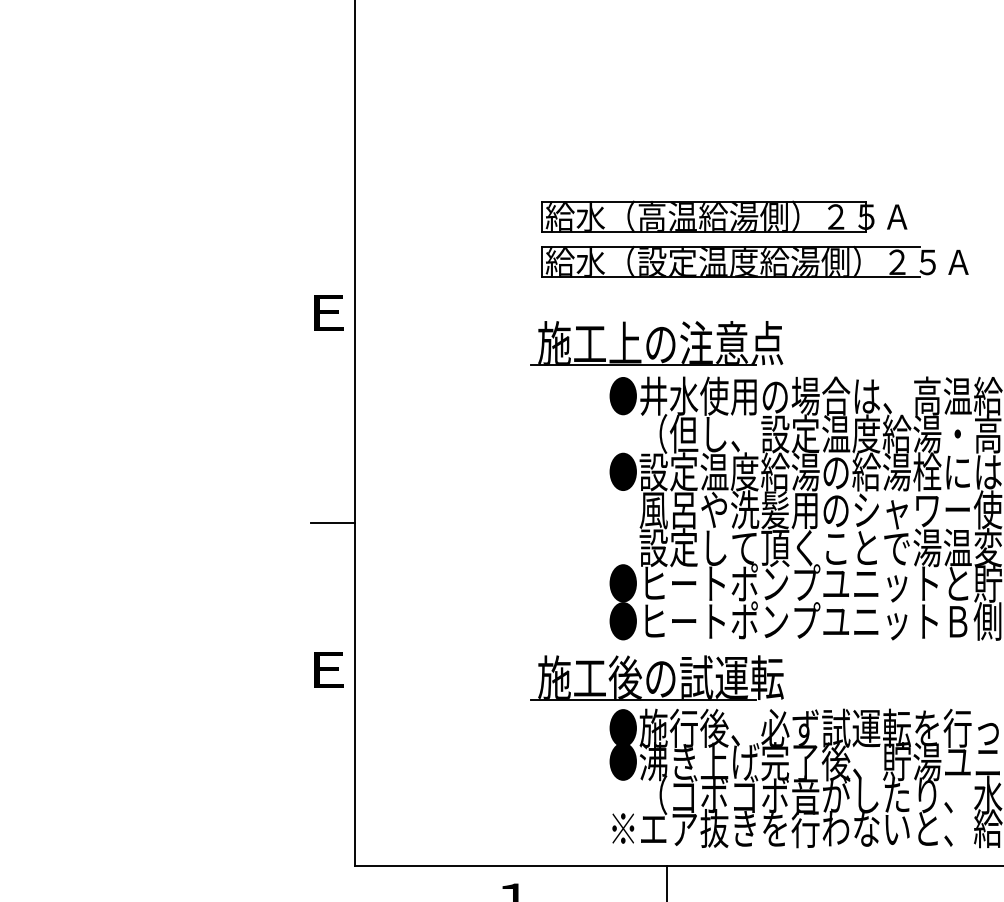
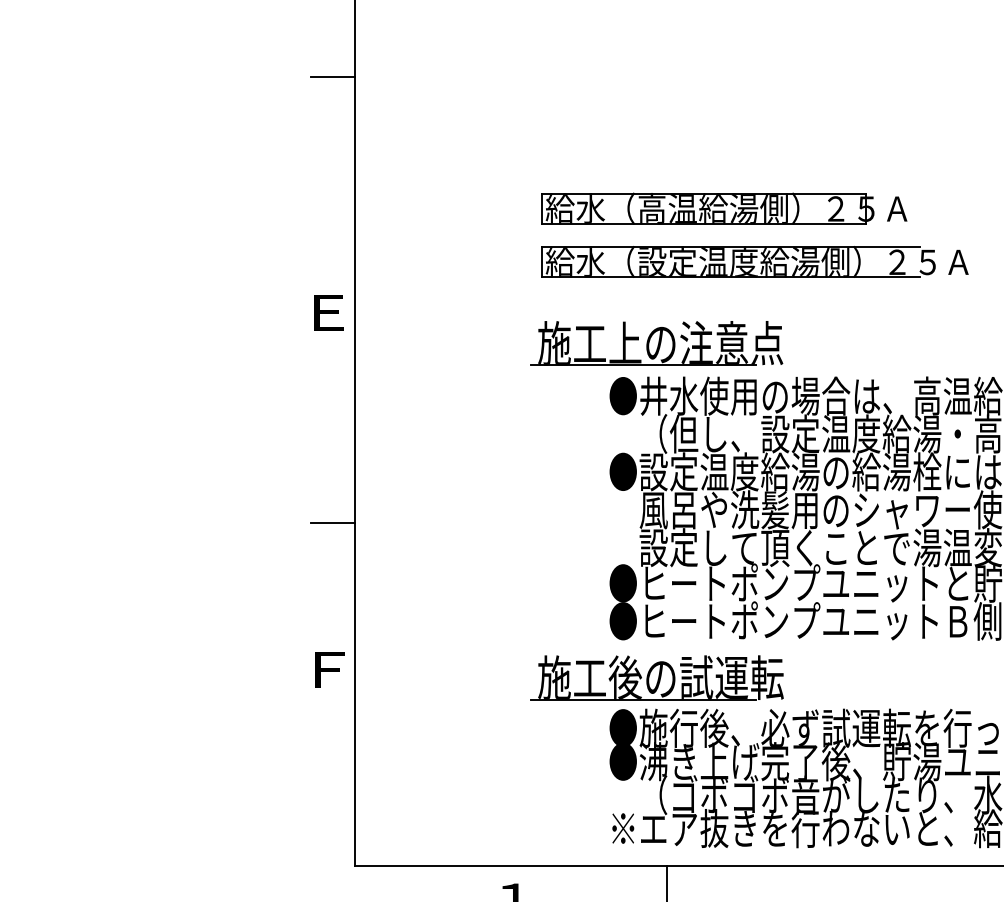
line: none -> present (332, 76)
part position: (724, 216) -> (724, 208) (724, 208)
text: Ｅ -> Ｆ (329, 669)
